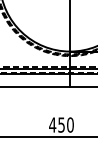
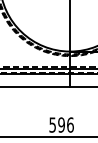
text: 450 -> 596 (61, 124)
